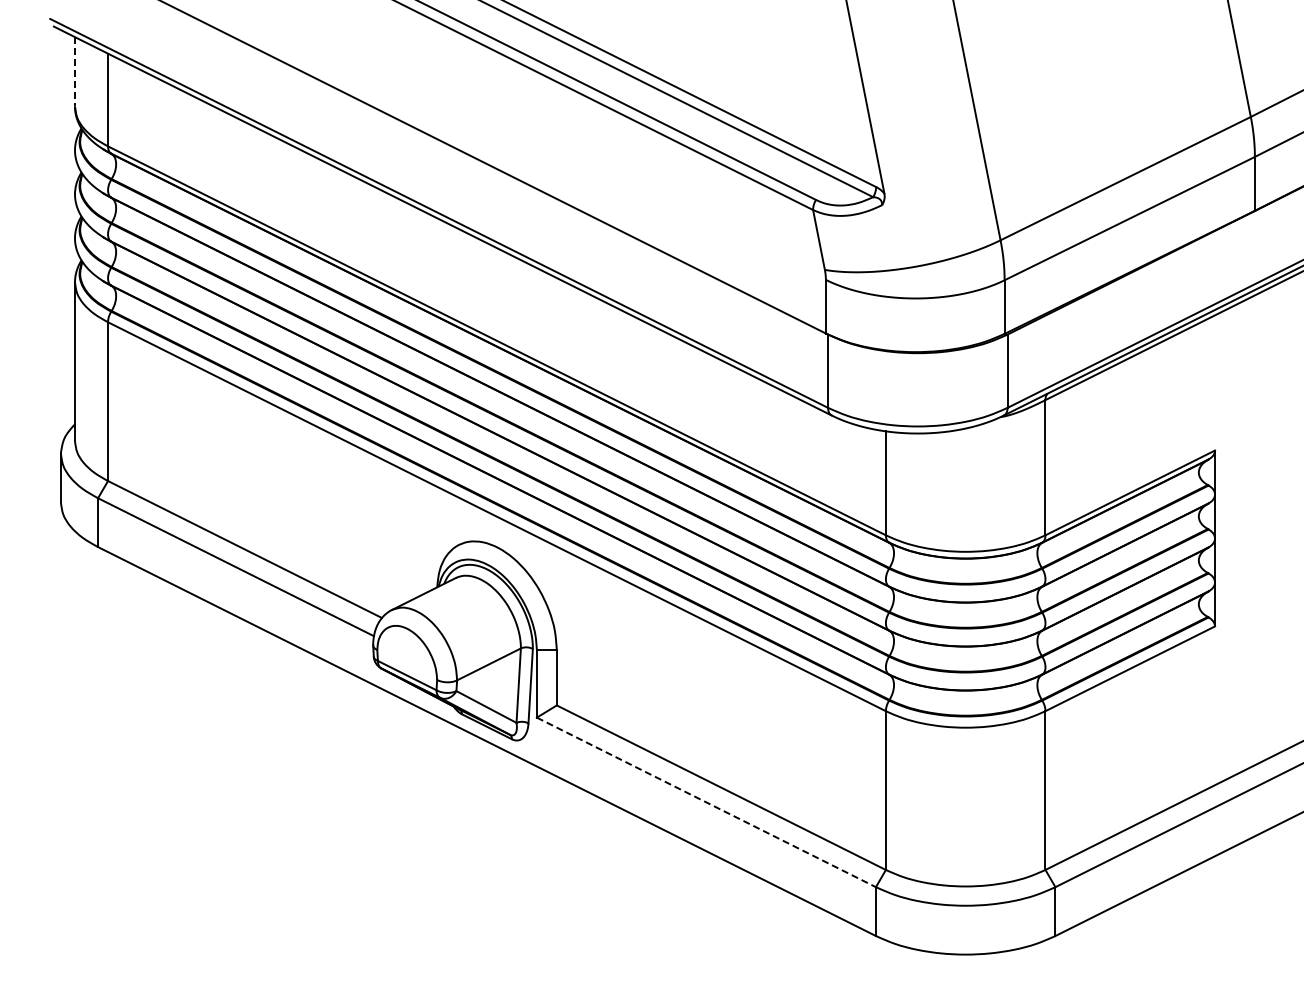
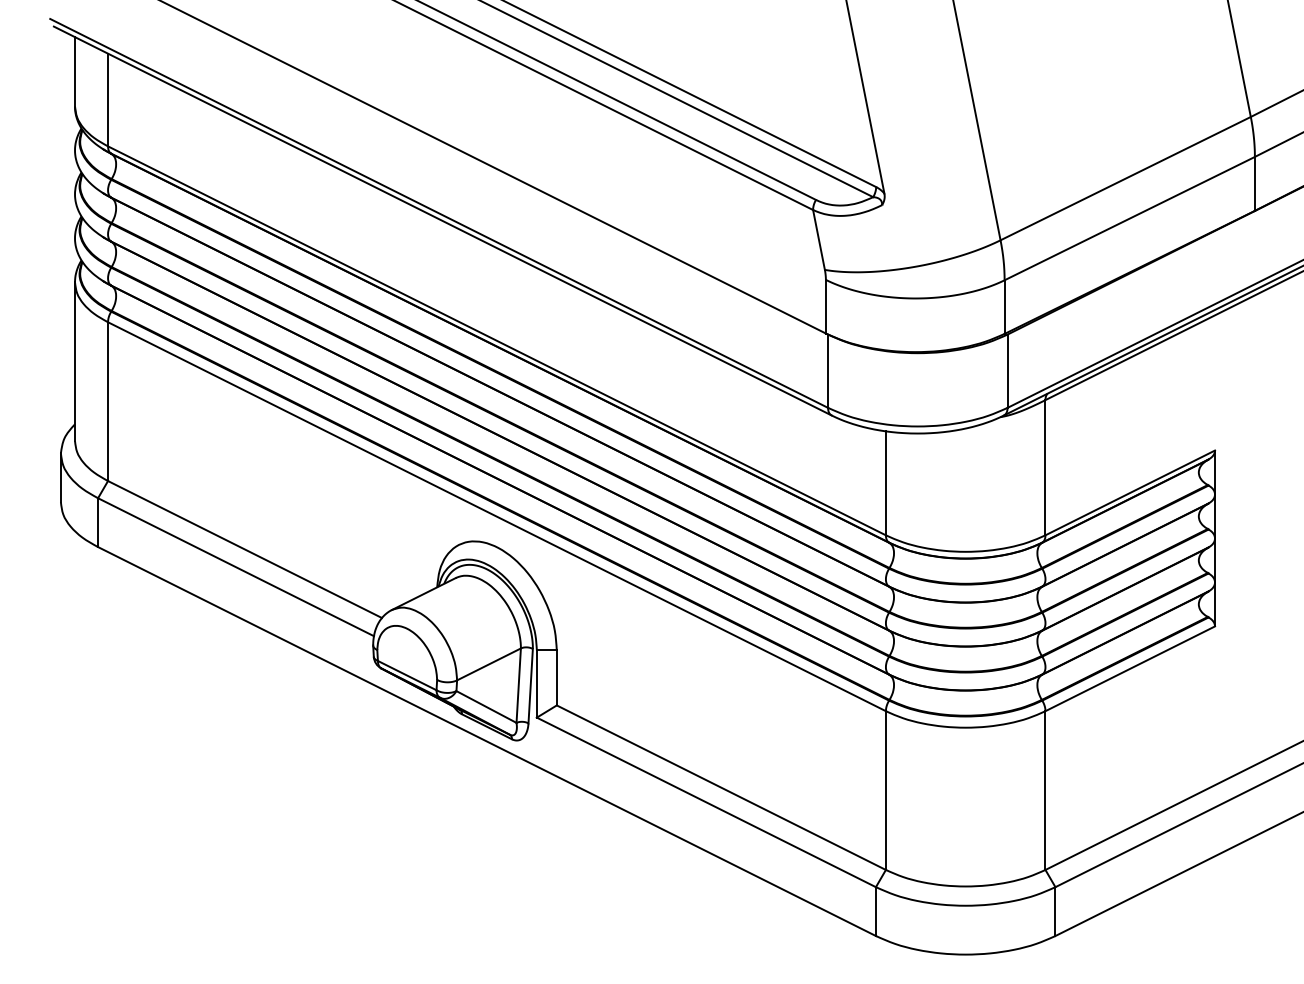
line: dashed -> solid (75, 71)
line: dashed -> solid (706, 802)
